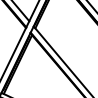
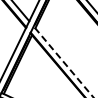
line: solid -> dashed (63, 61)
